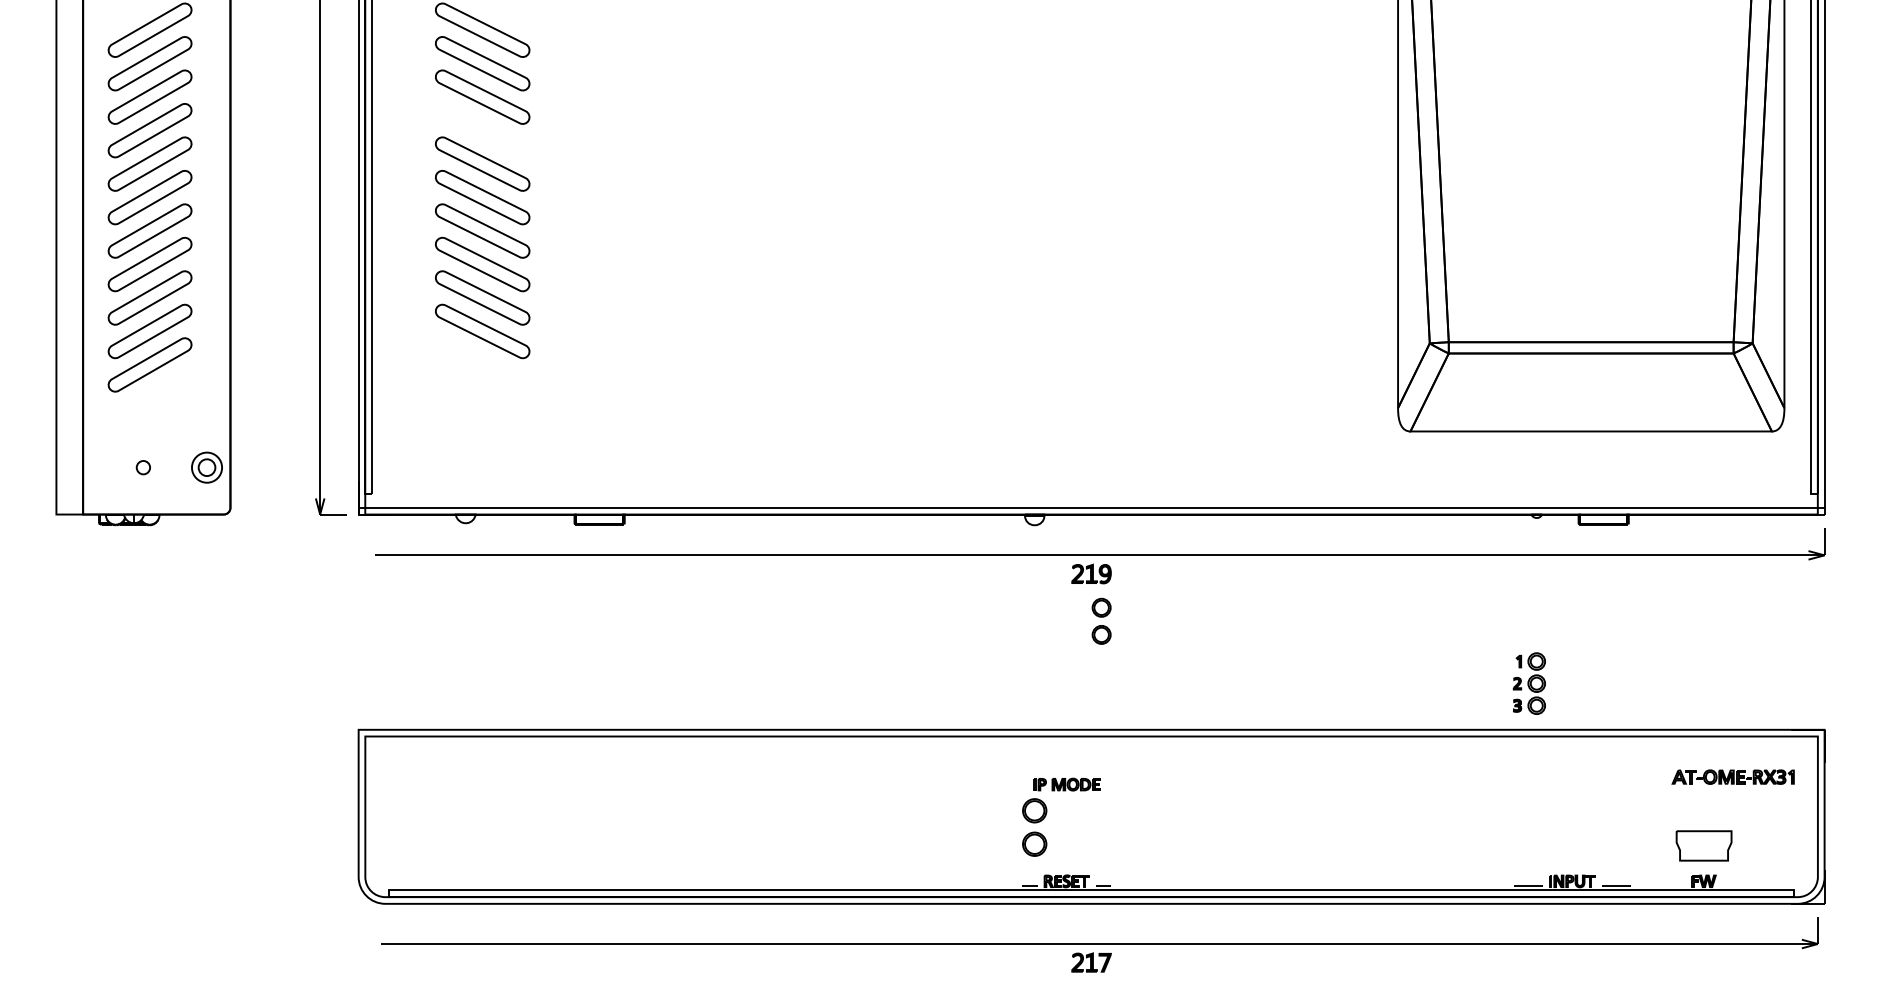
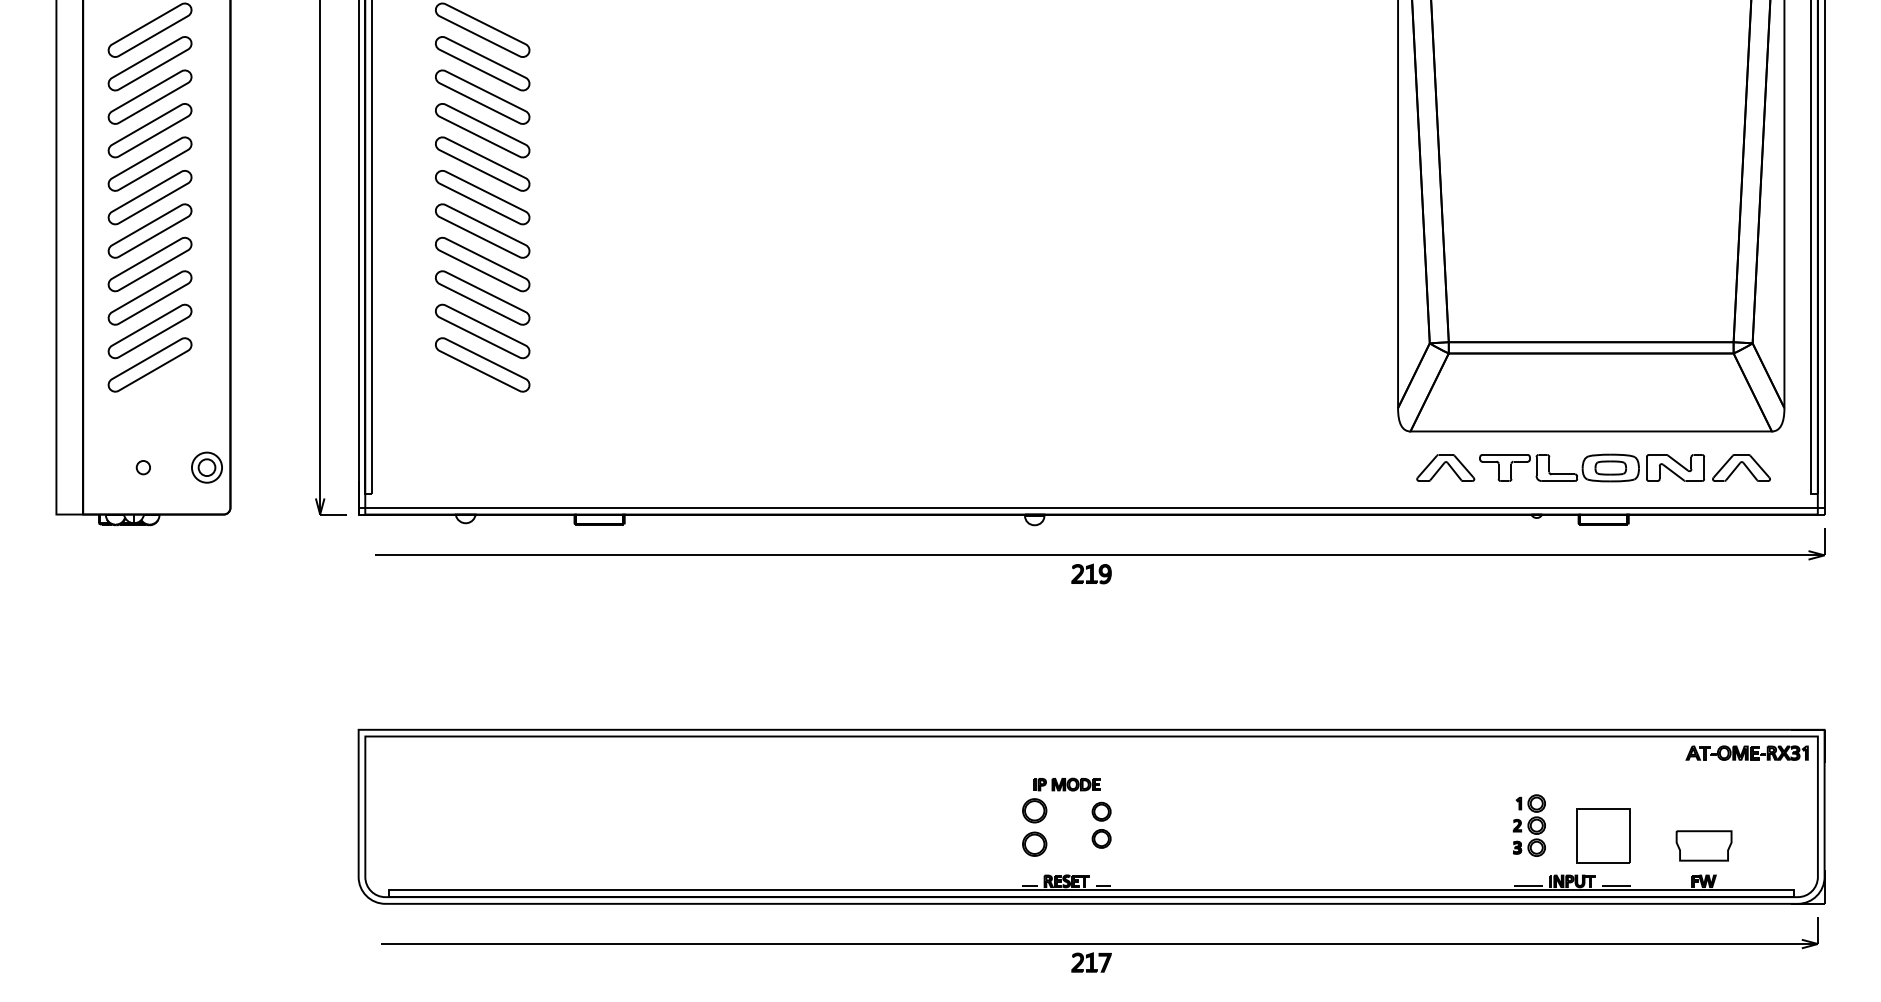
part: none -> present (482, 130)
part: none -> present (482, 364)
part: none -> present (1593, 467)
part position: (1101, 620) -> (1101, 824) (1101, 824)
part position: (1528, 683) -> (1528, 825) (1528, 825)
part position: (1732, 776) -> (1746, 752) (1746, 752)
part: none -> present (1603, 835)
